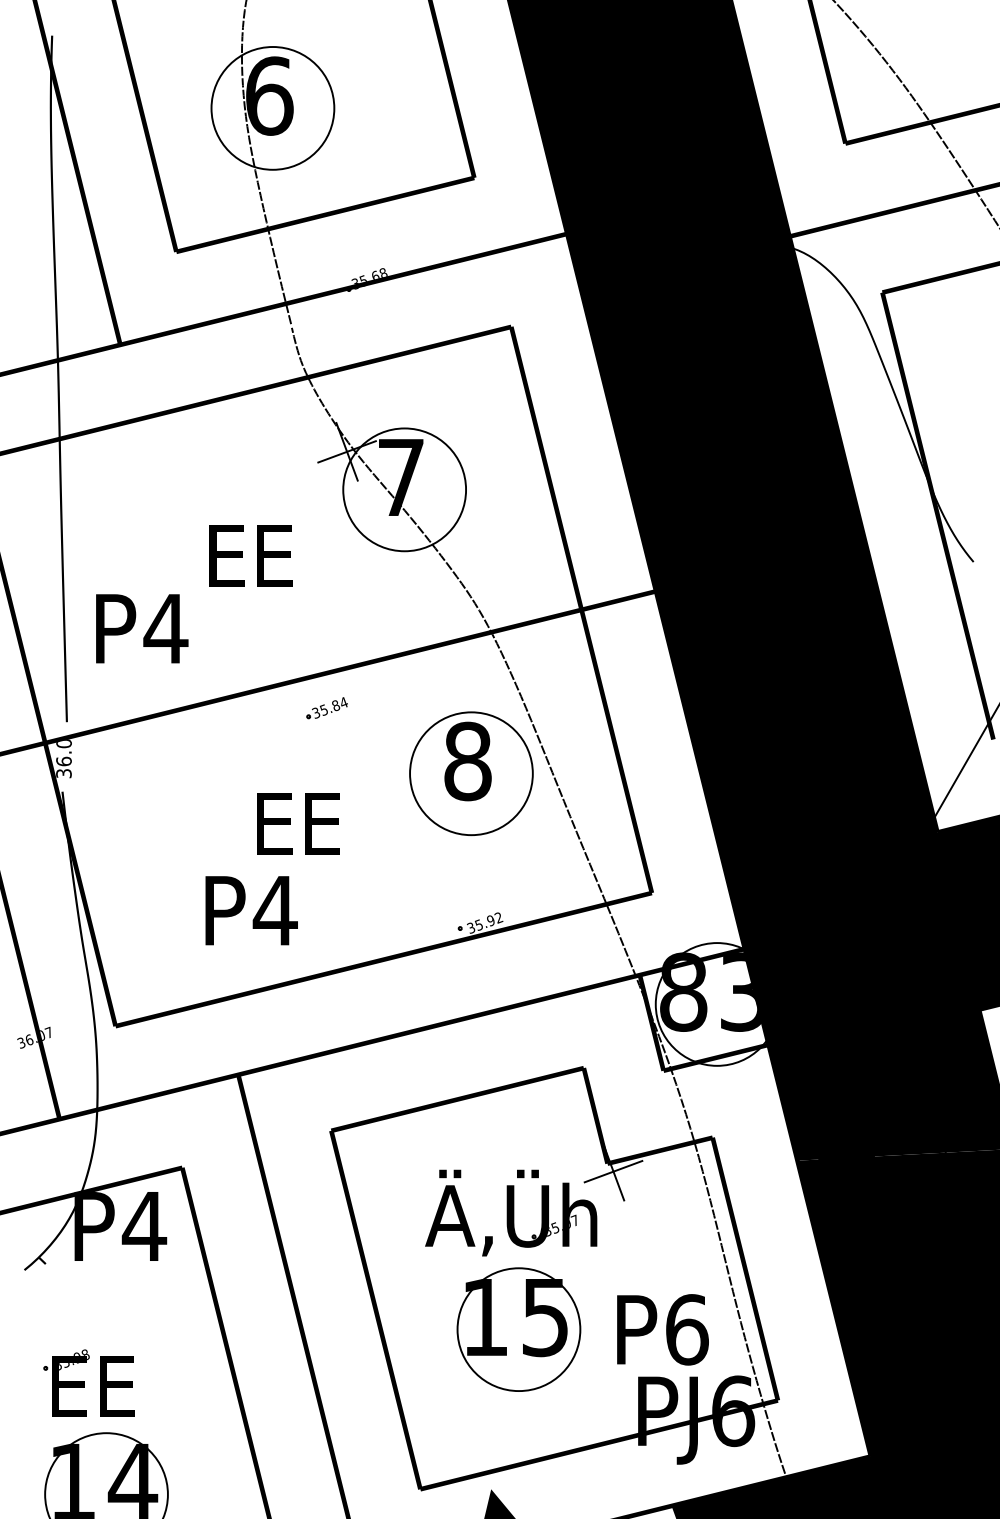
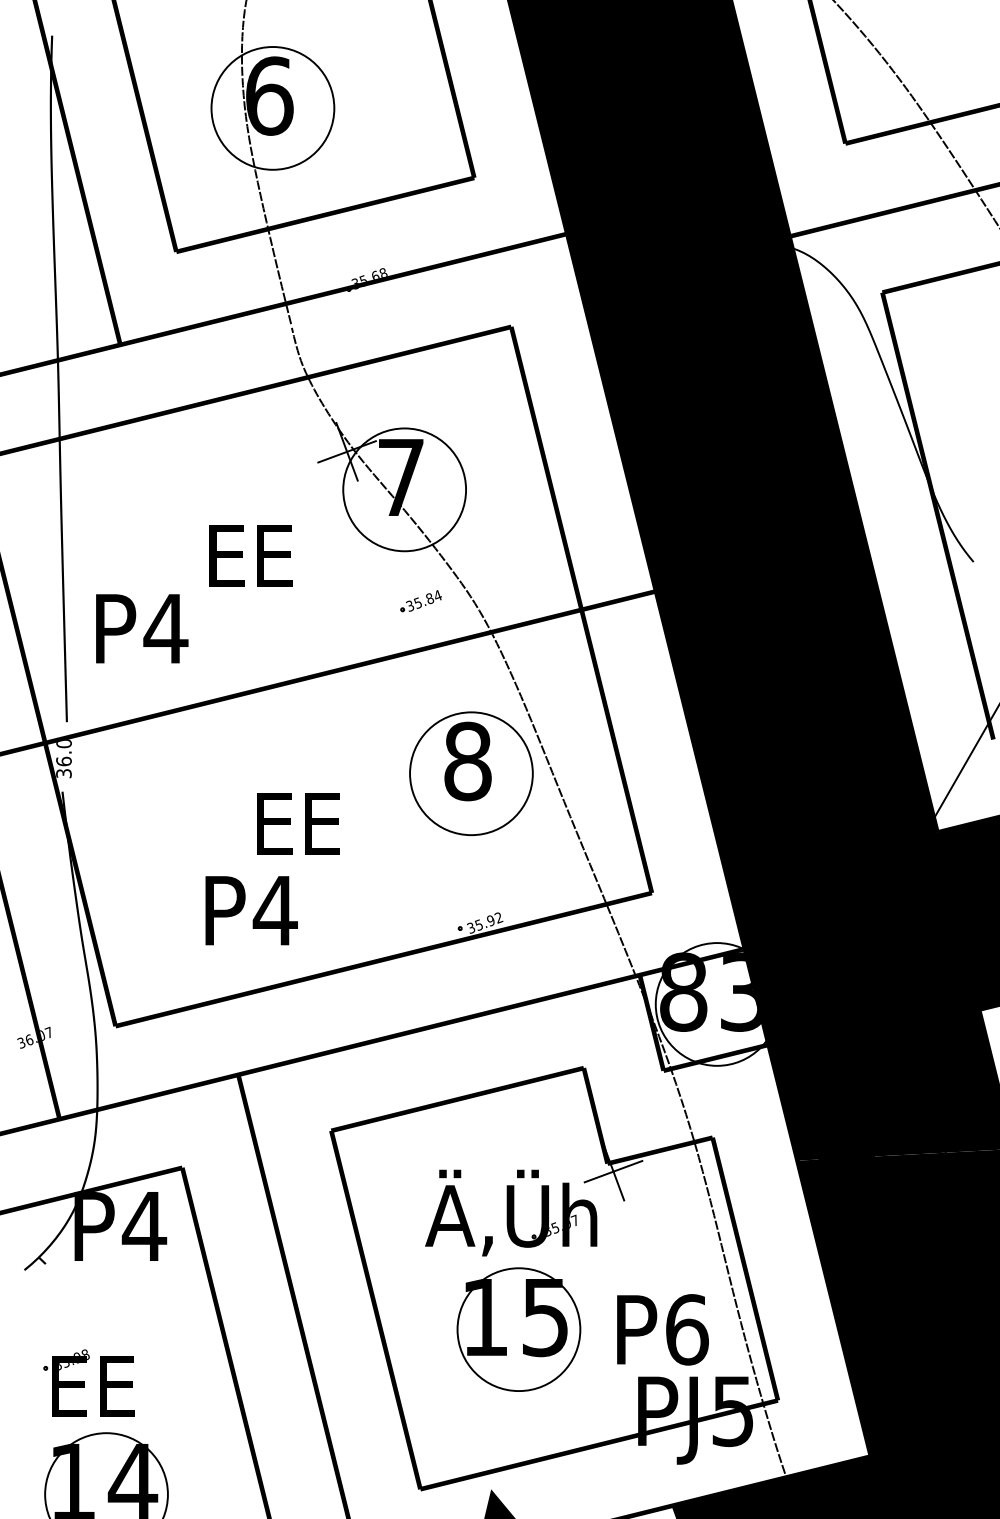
part position: (326, 708) -> (420, 601) (420, 601)
text: PJ6 -> PJ5 (733, 1411)
